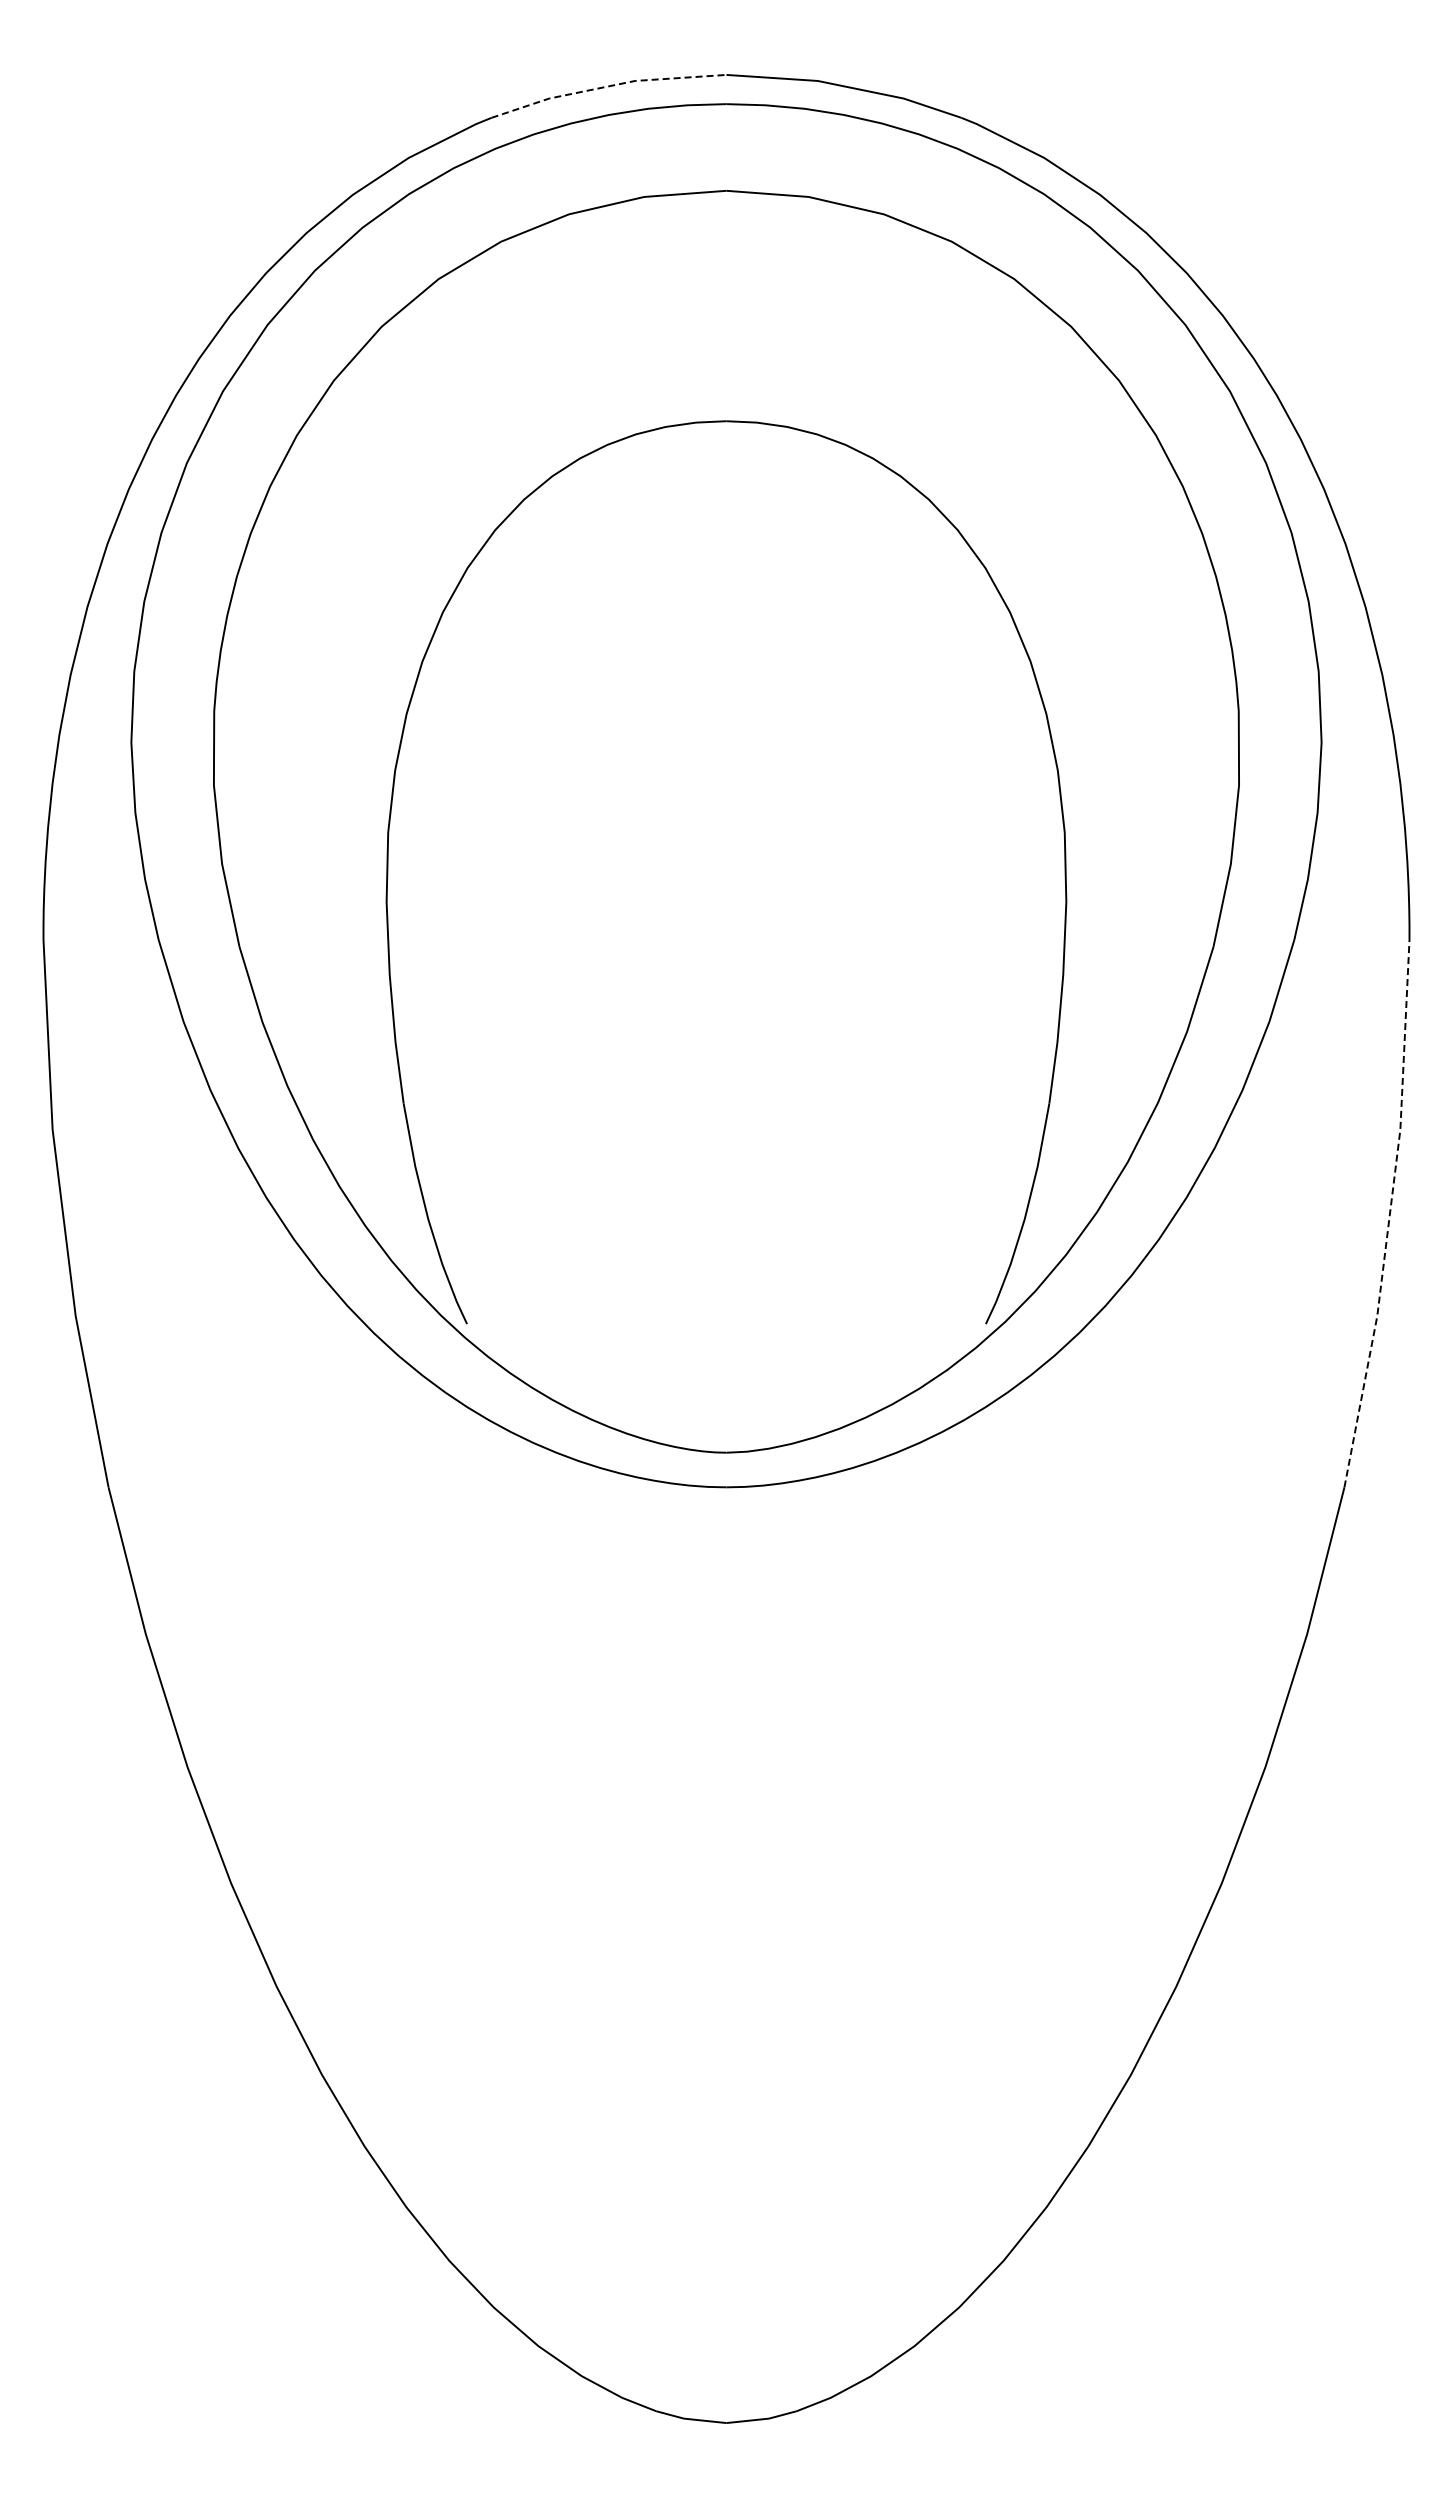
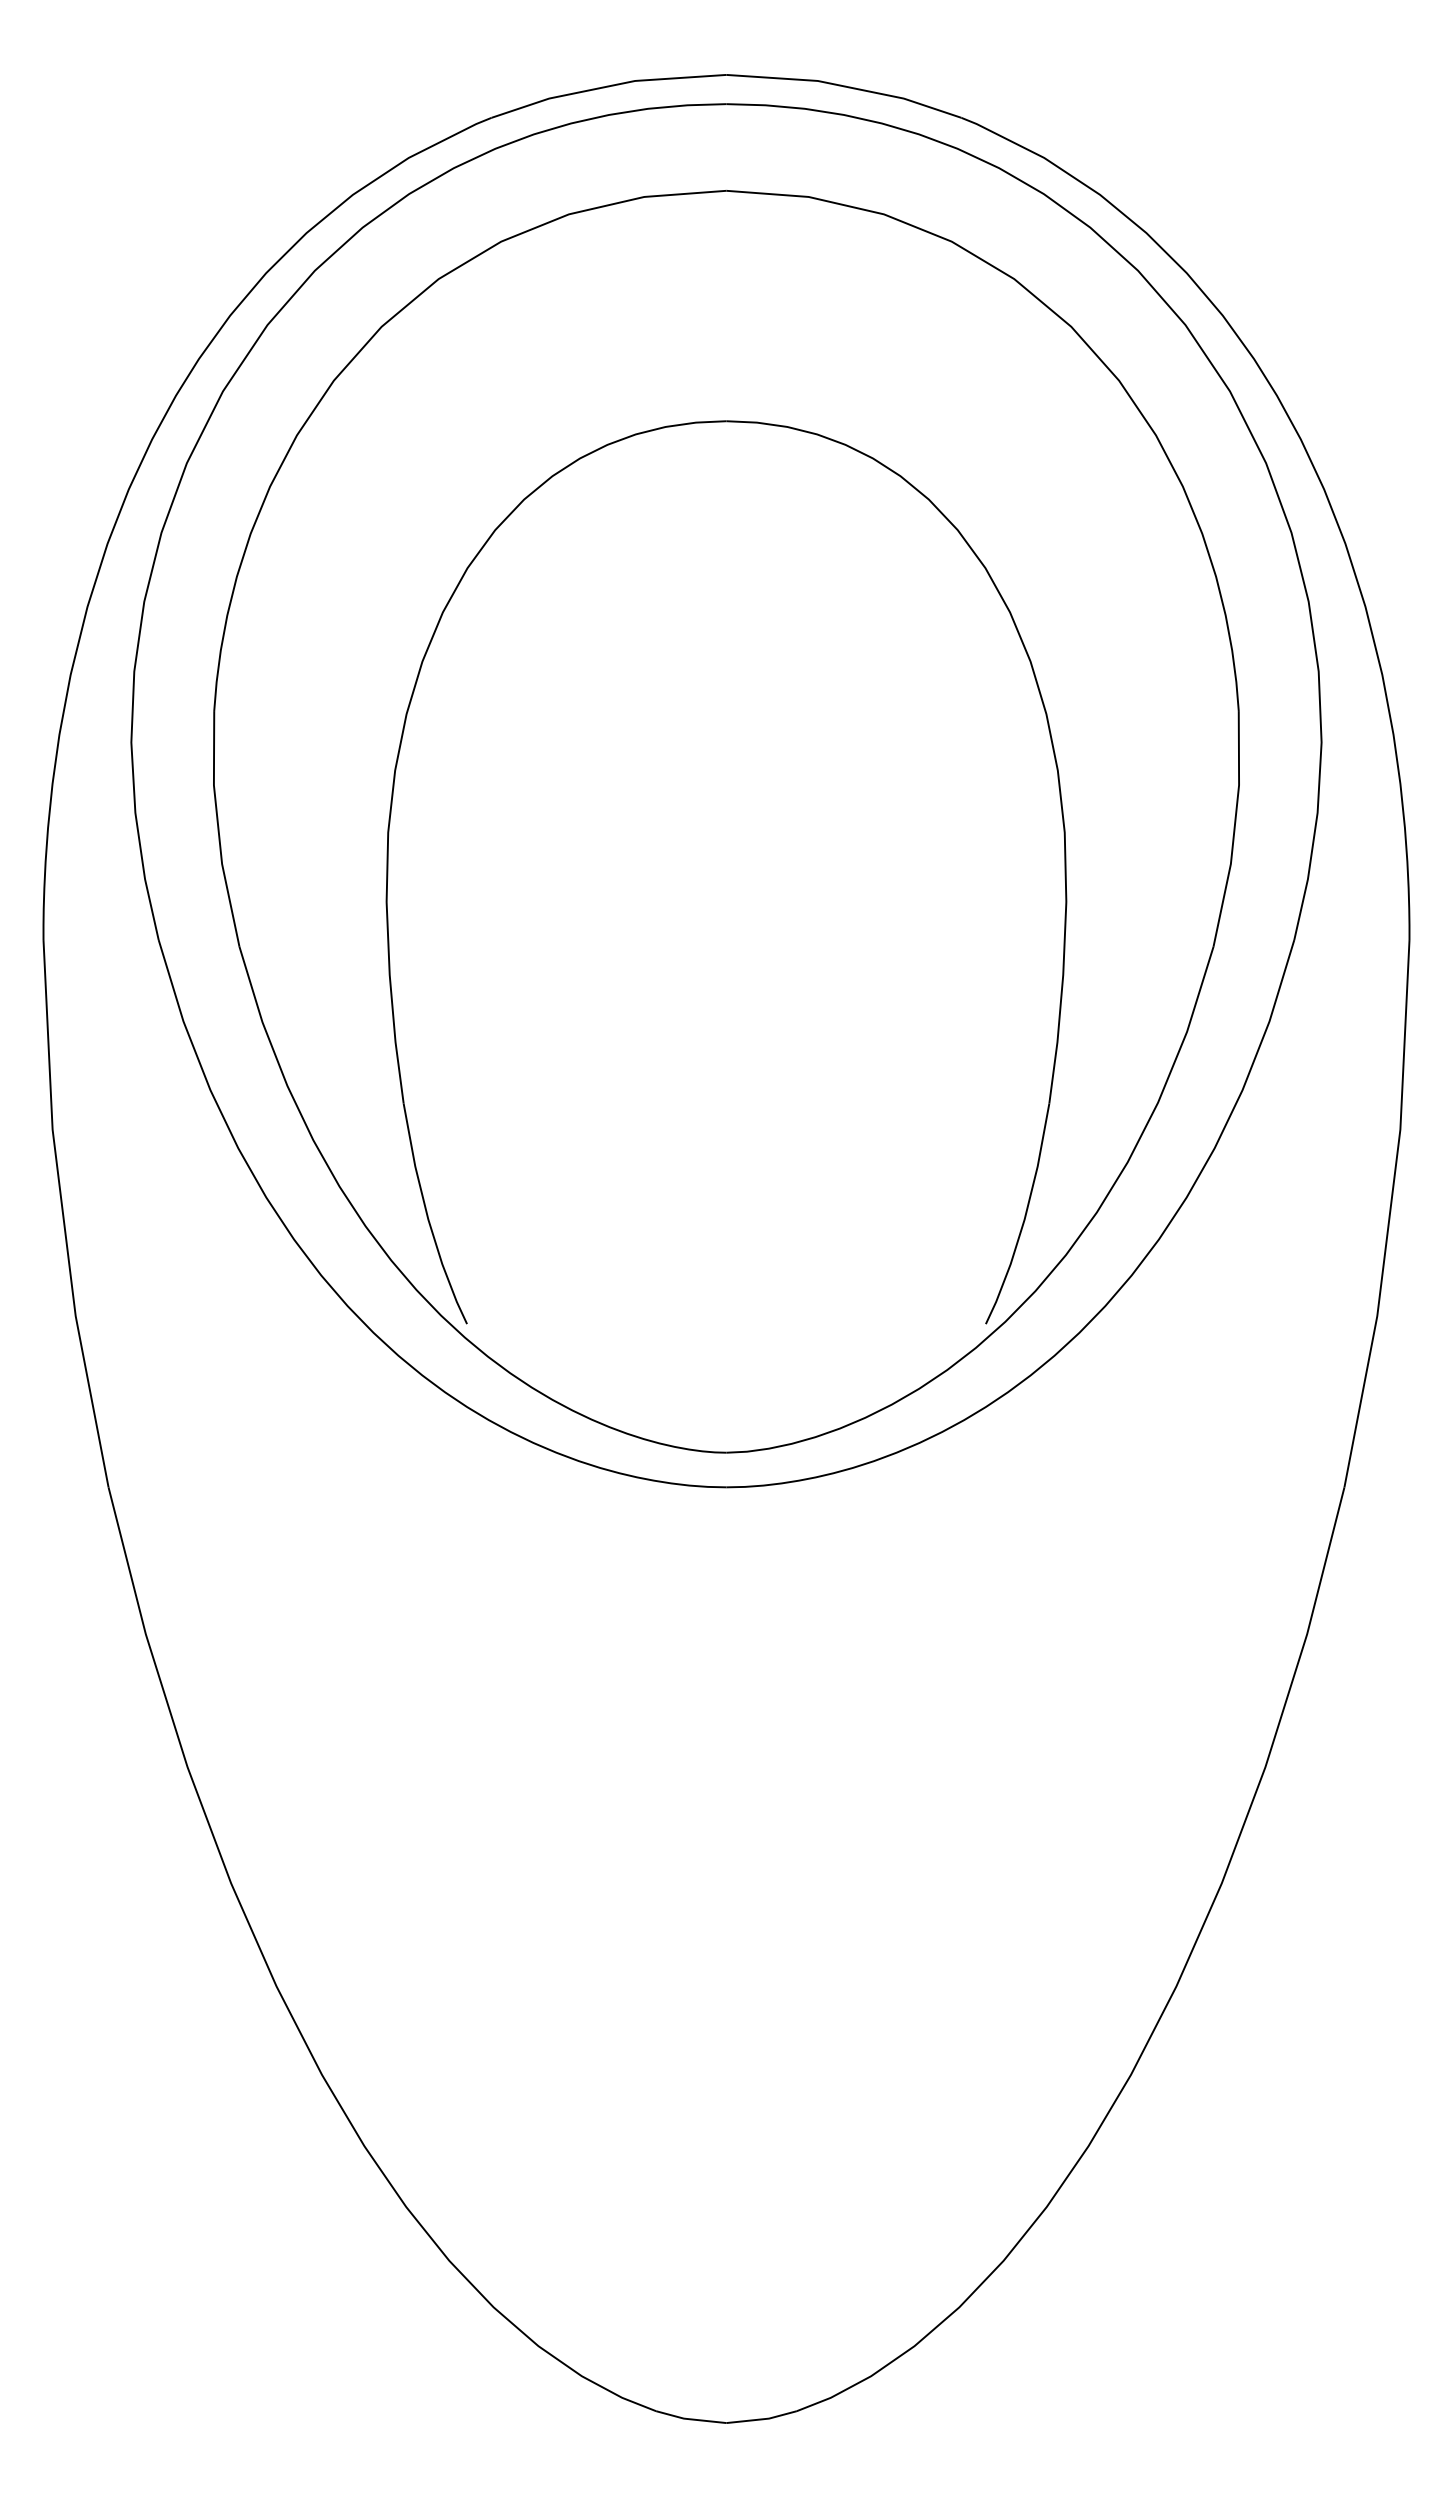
line: dashed -> solid (607, 86)
line: dashed -> solid (1389, 1214)
